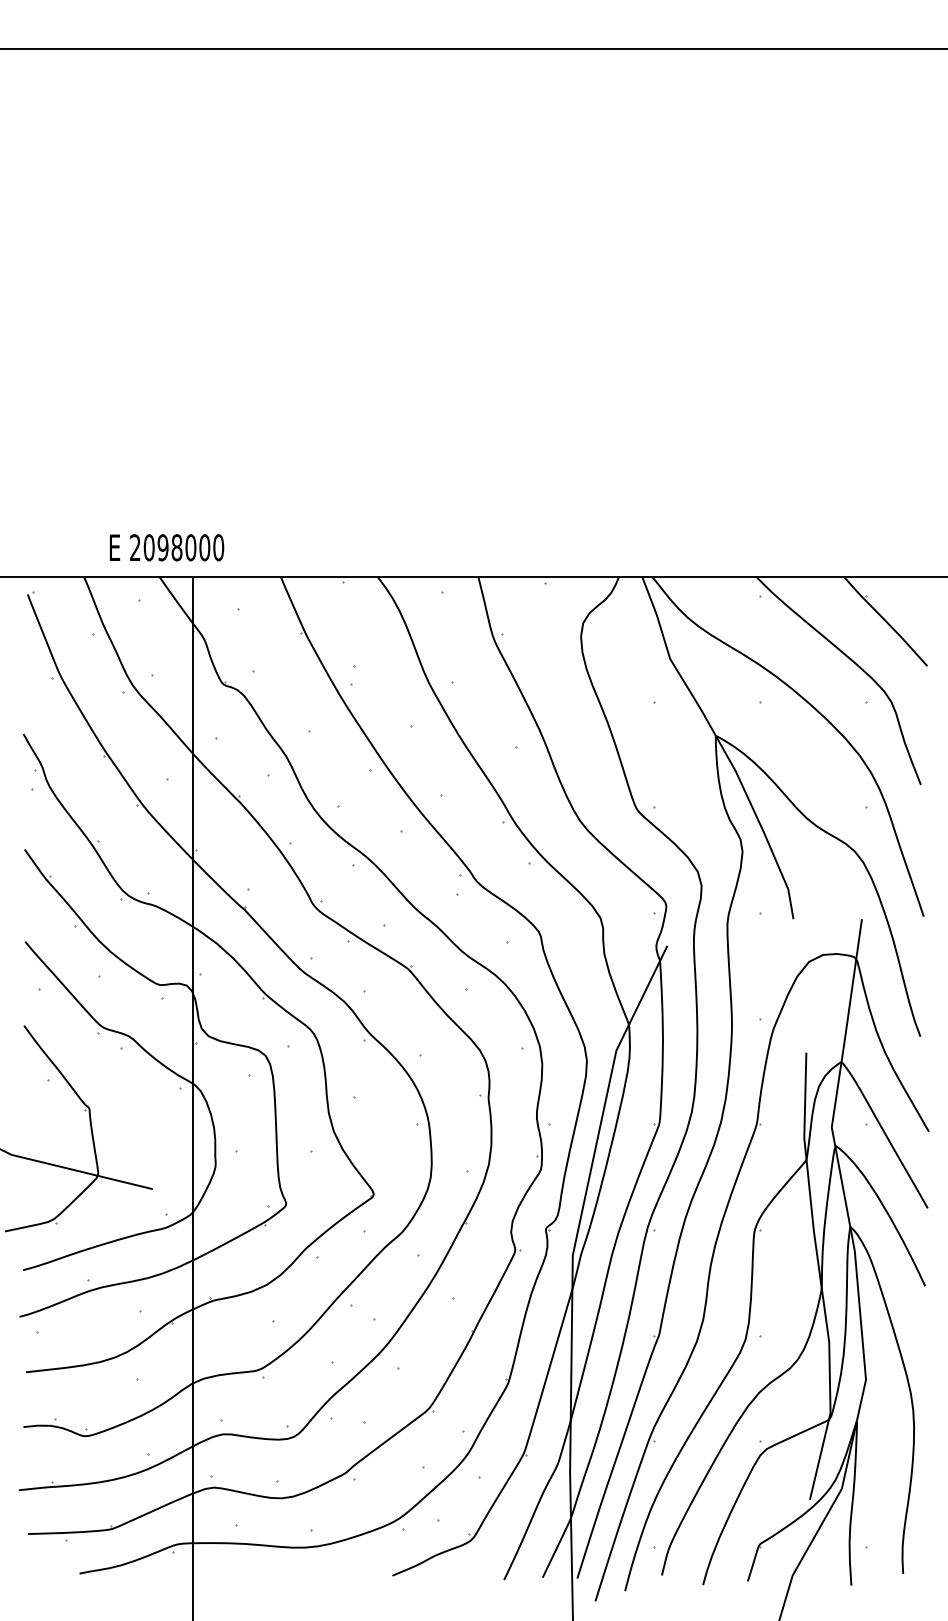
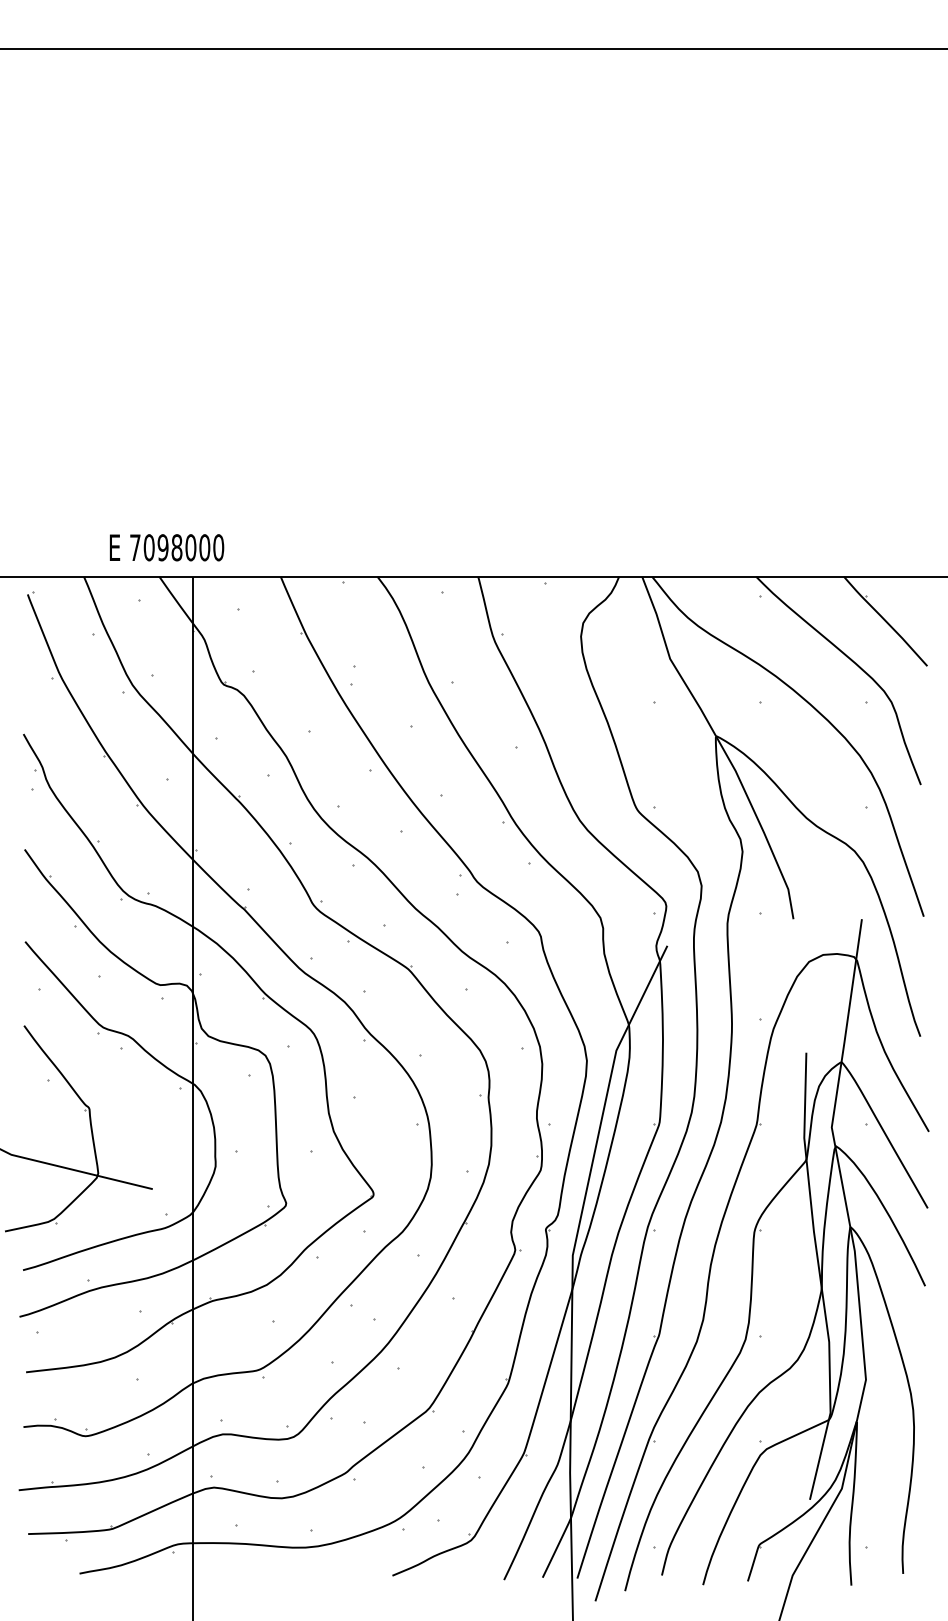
text: 2098000 -> 7098000 (135, 547)
